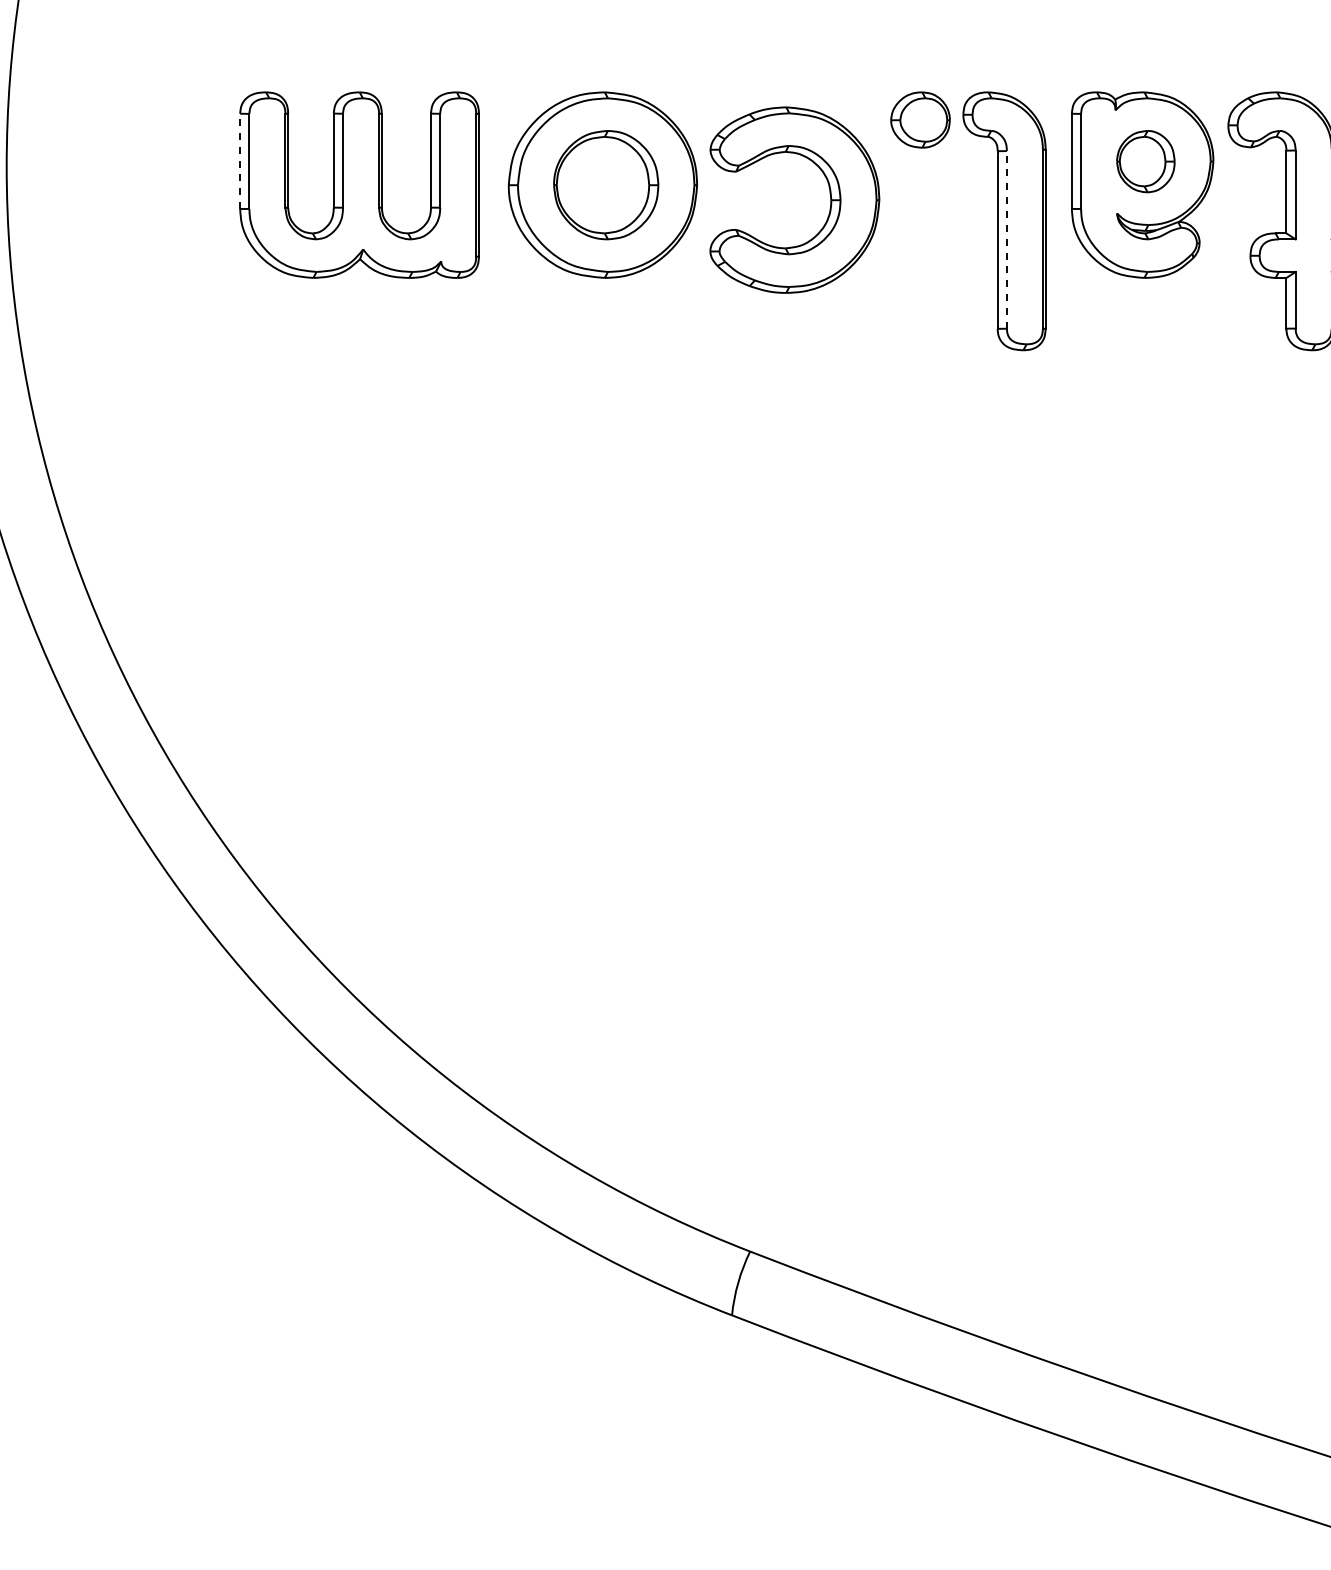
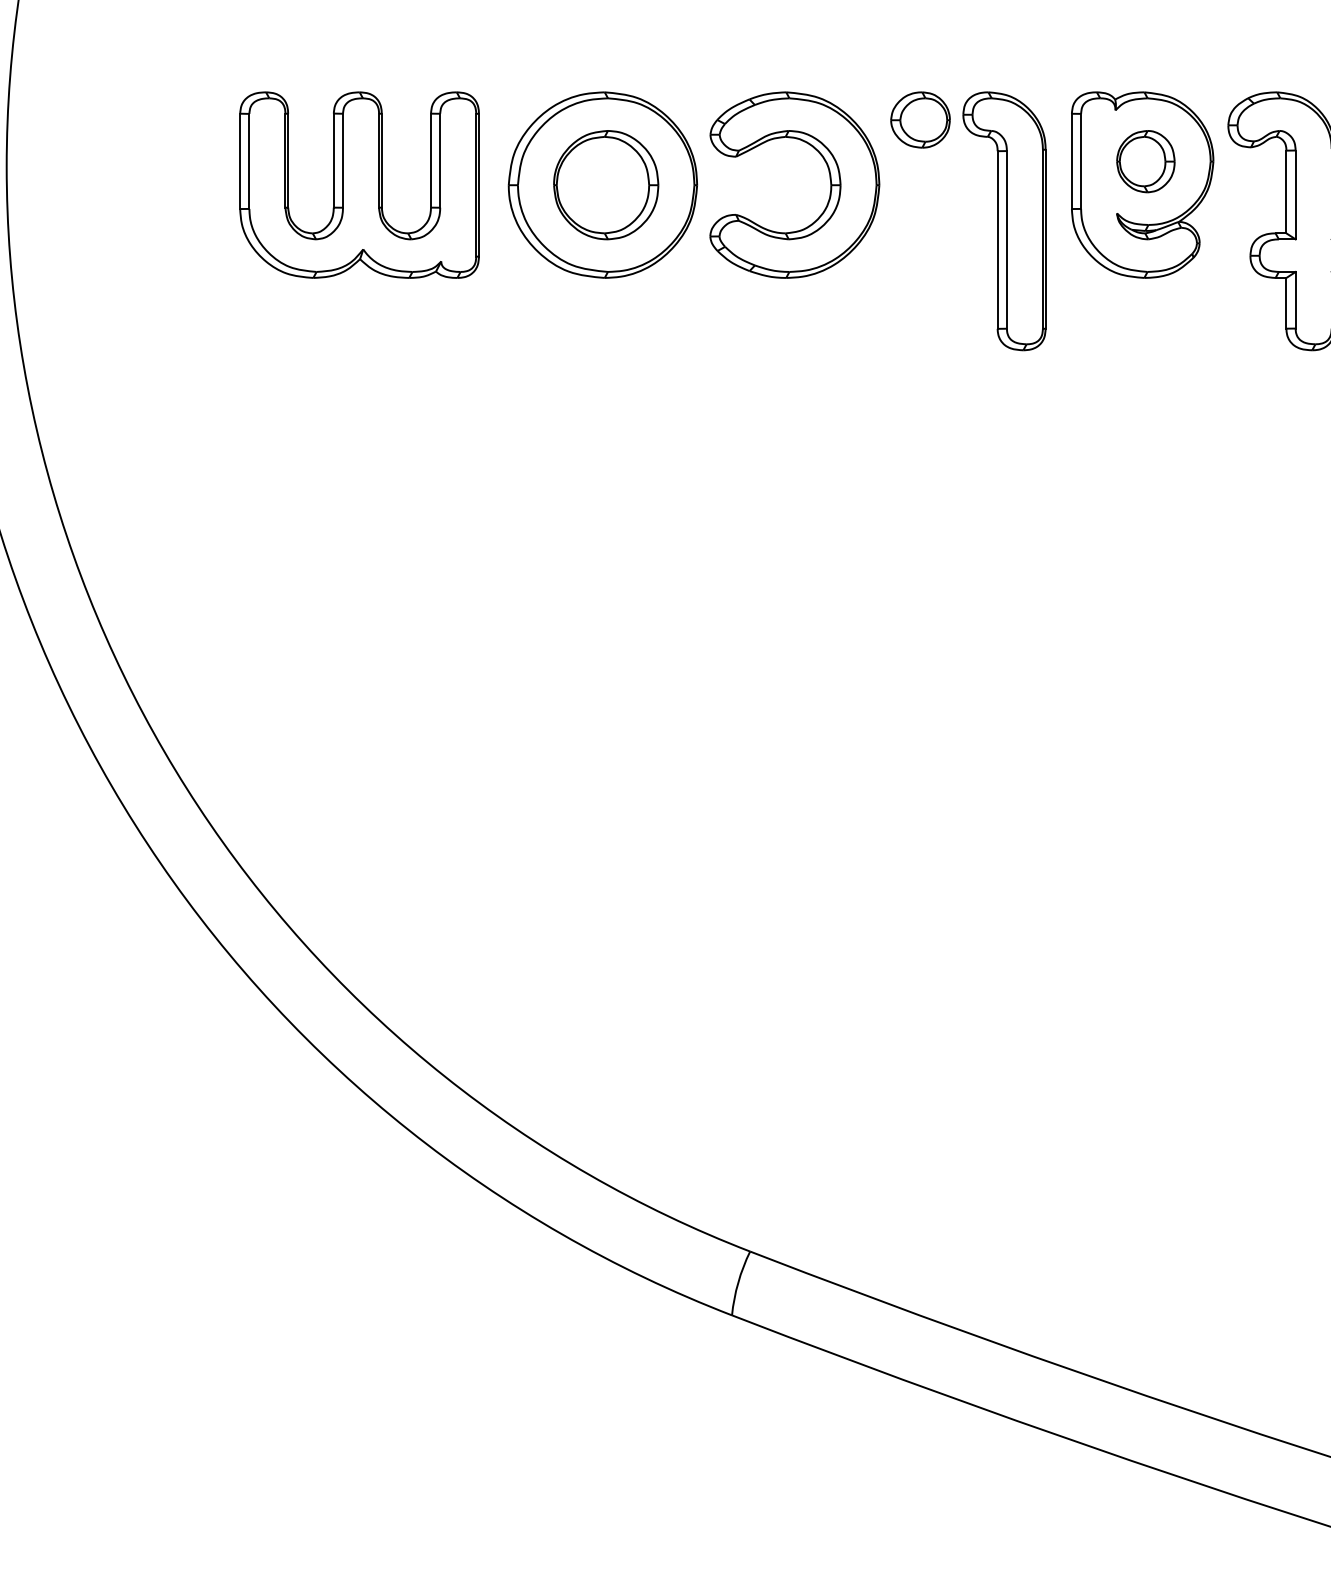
line: dashed -> solid (240, 161)
part position: (829, 194) -> (829, 179) (829, 179)
line: dashed -> solid (1006, 239)
